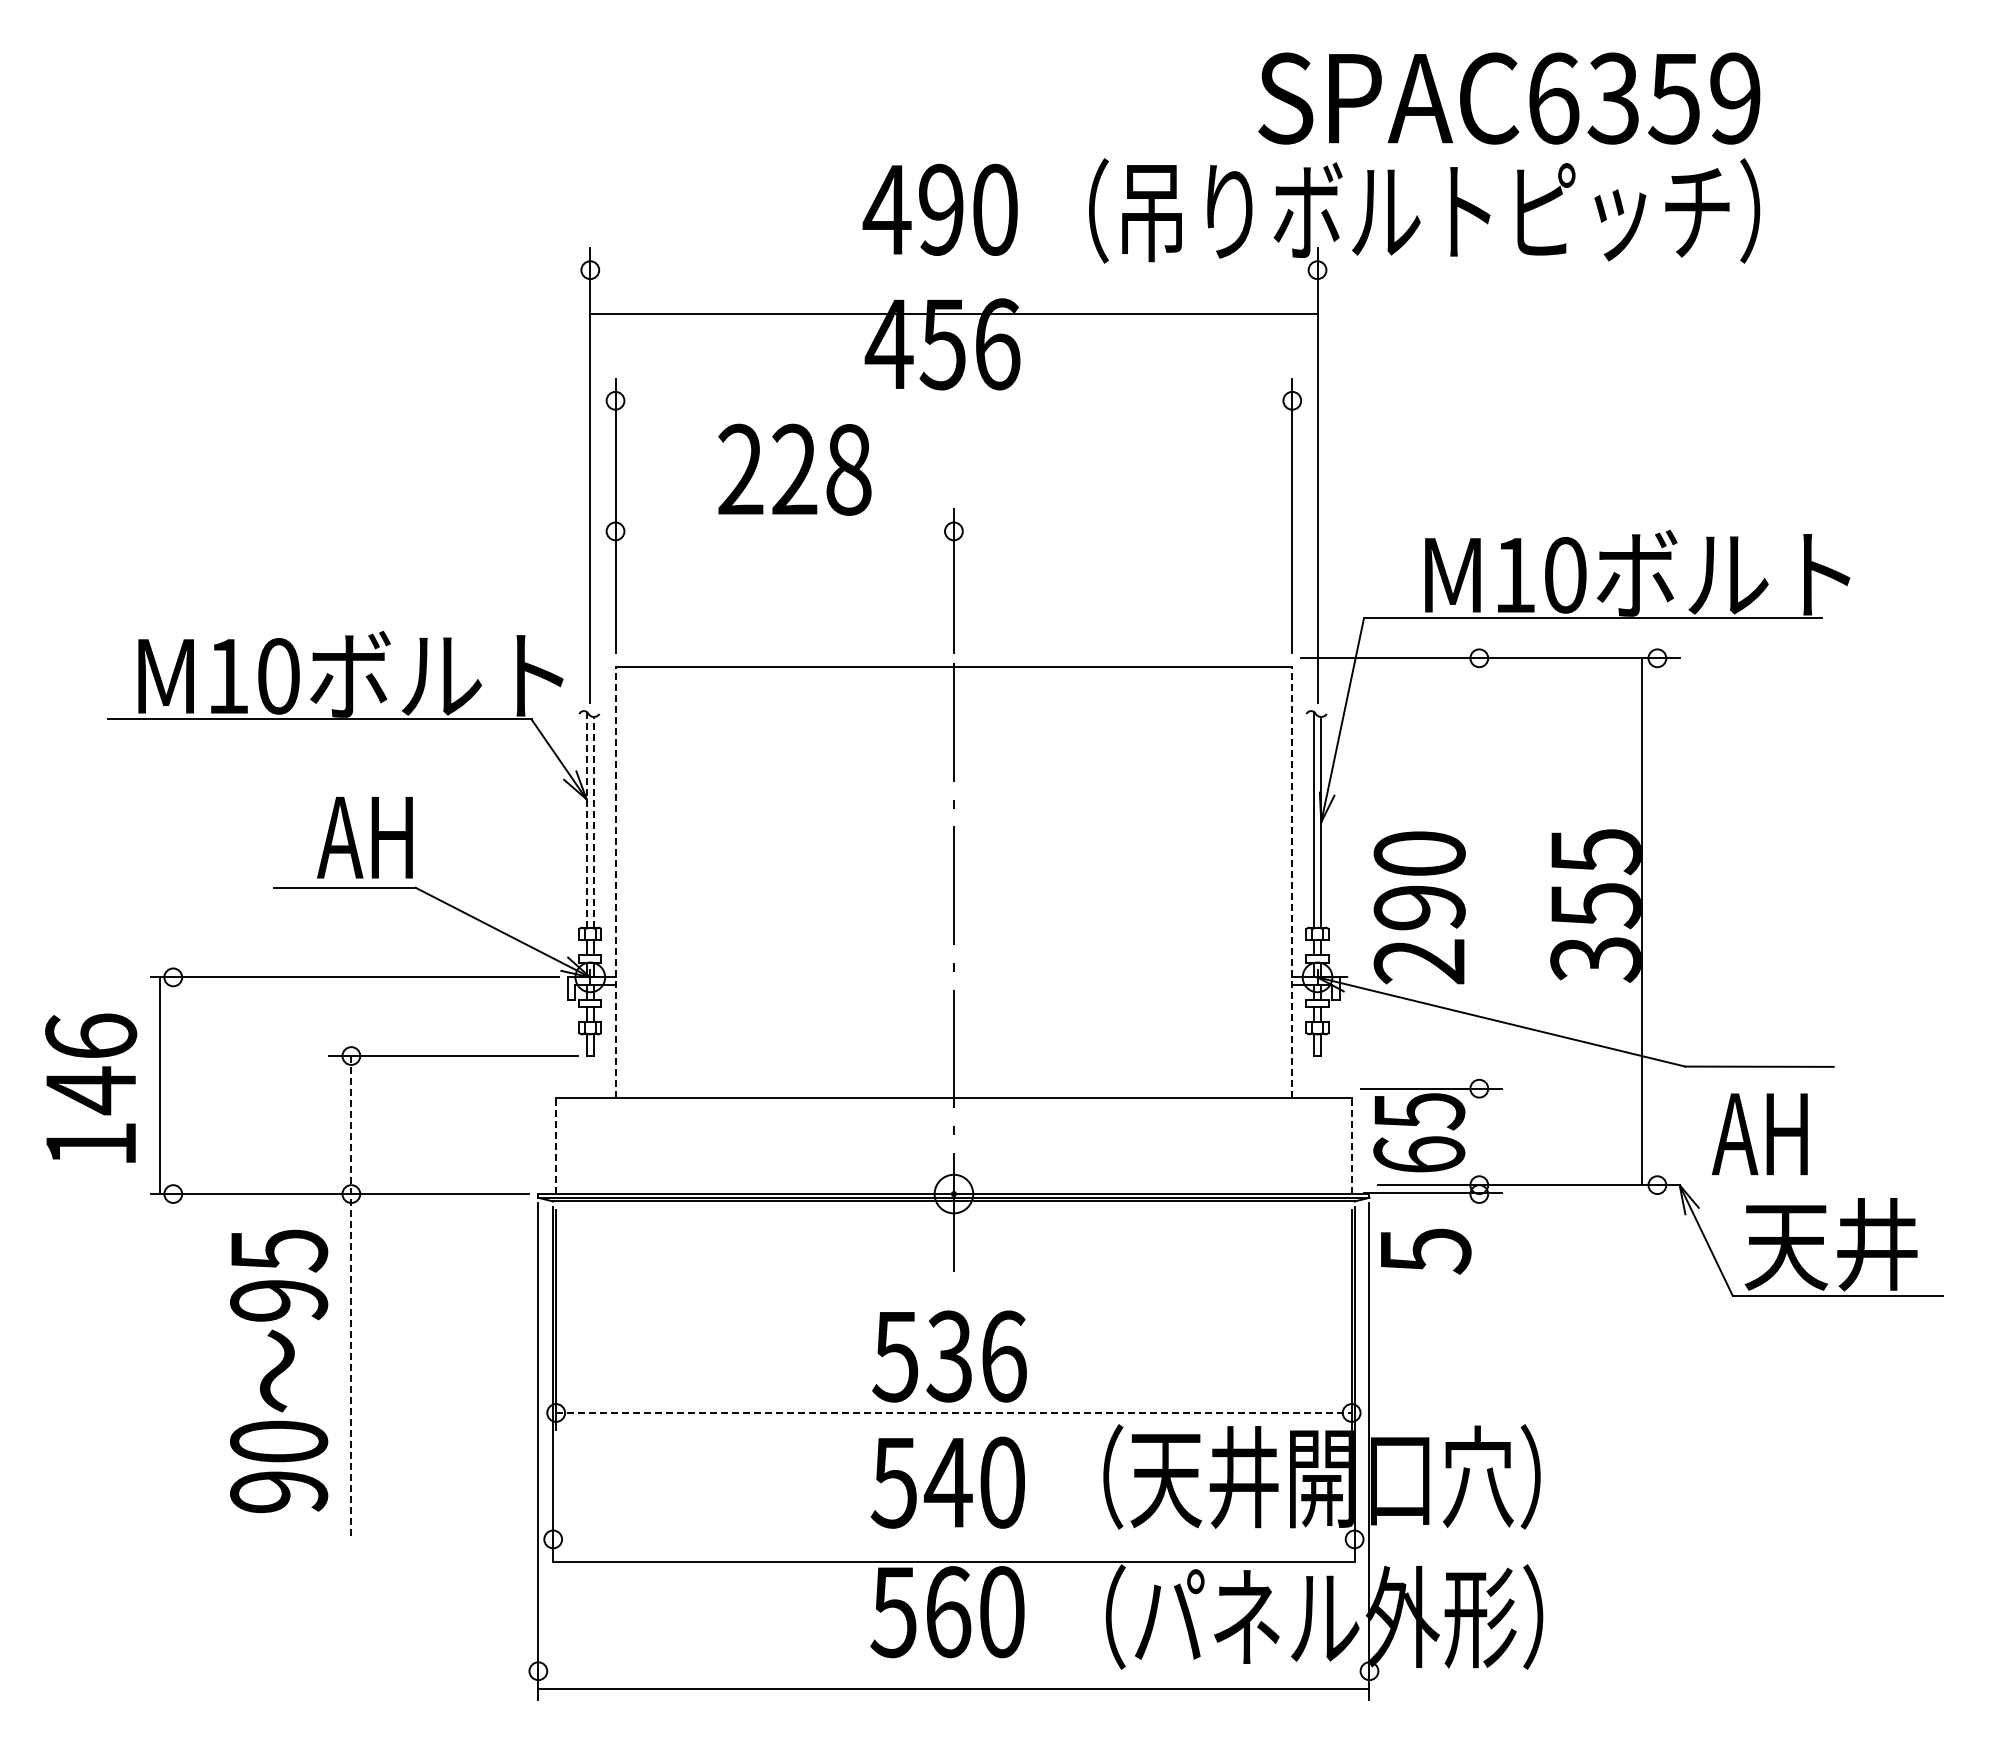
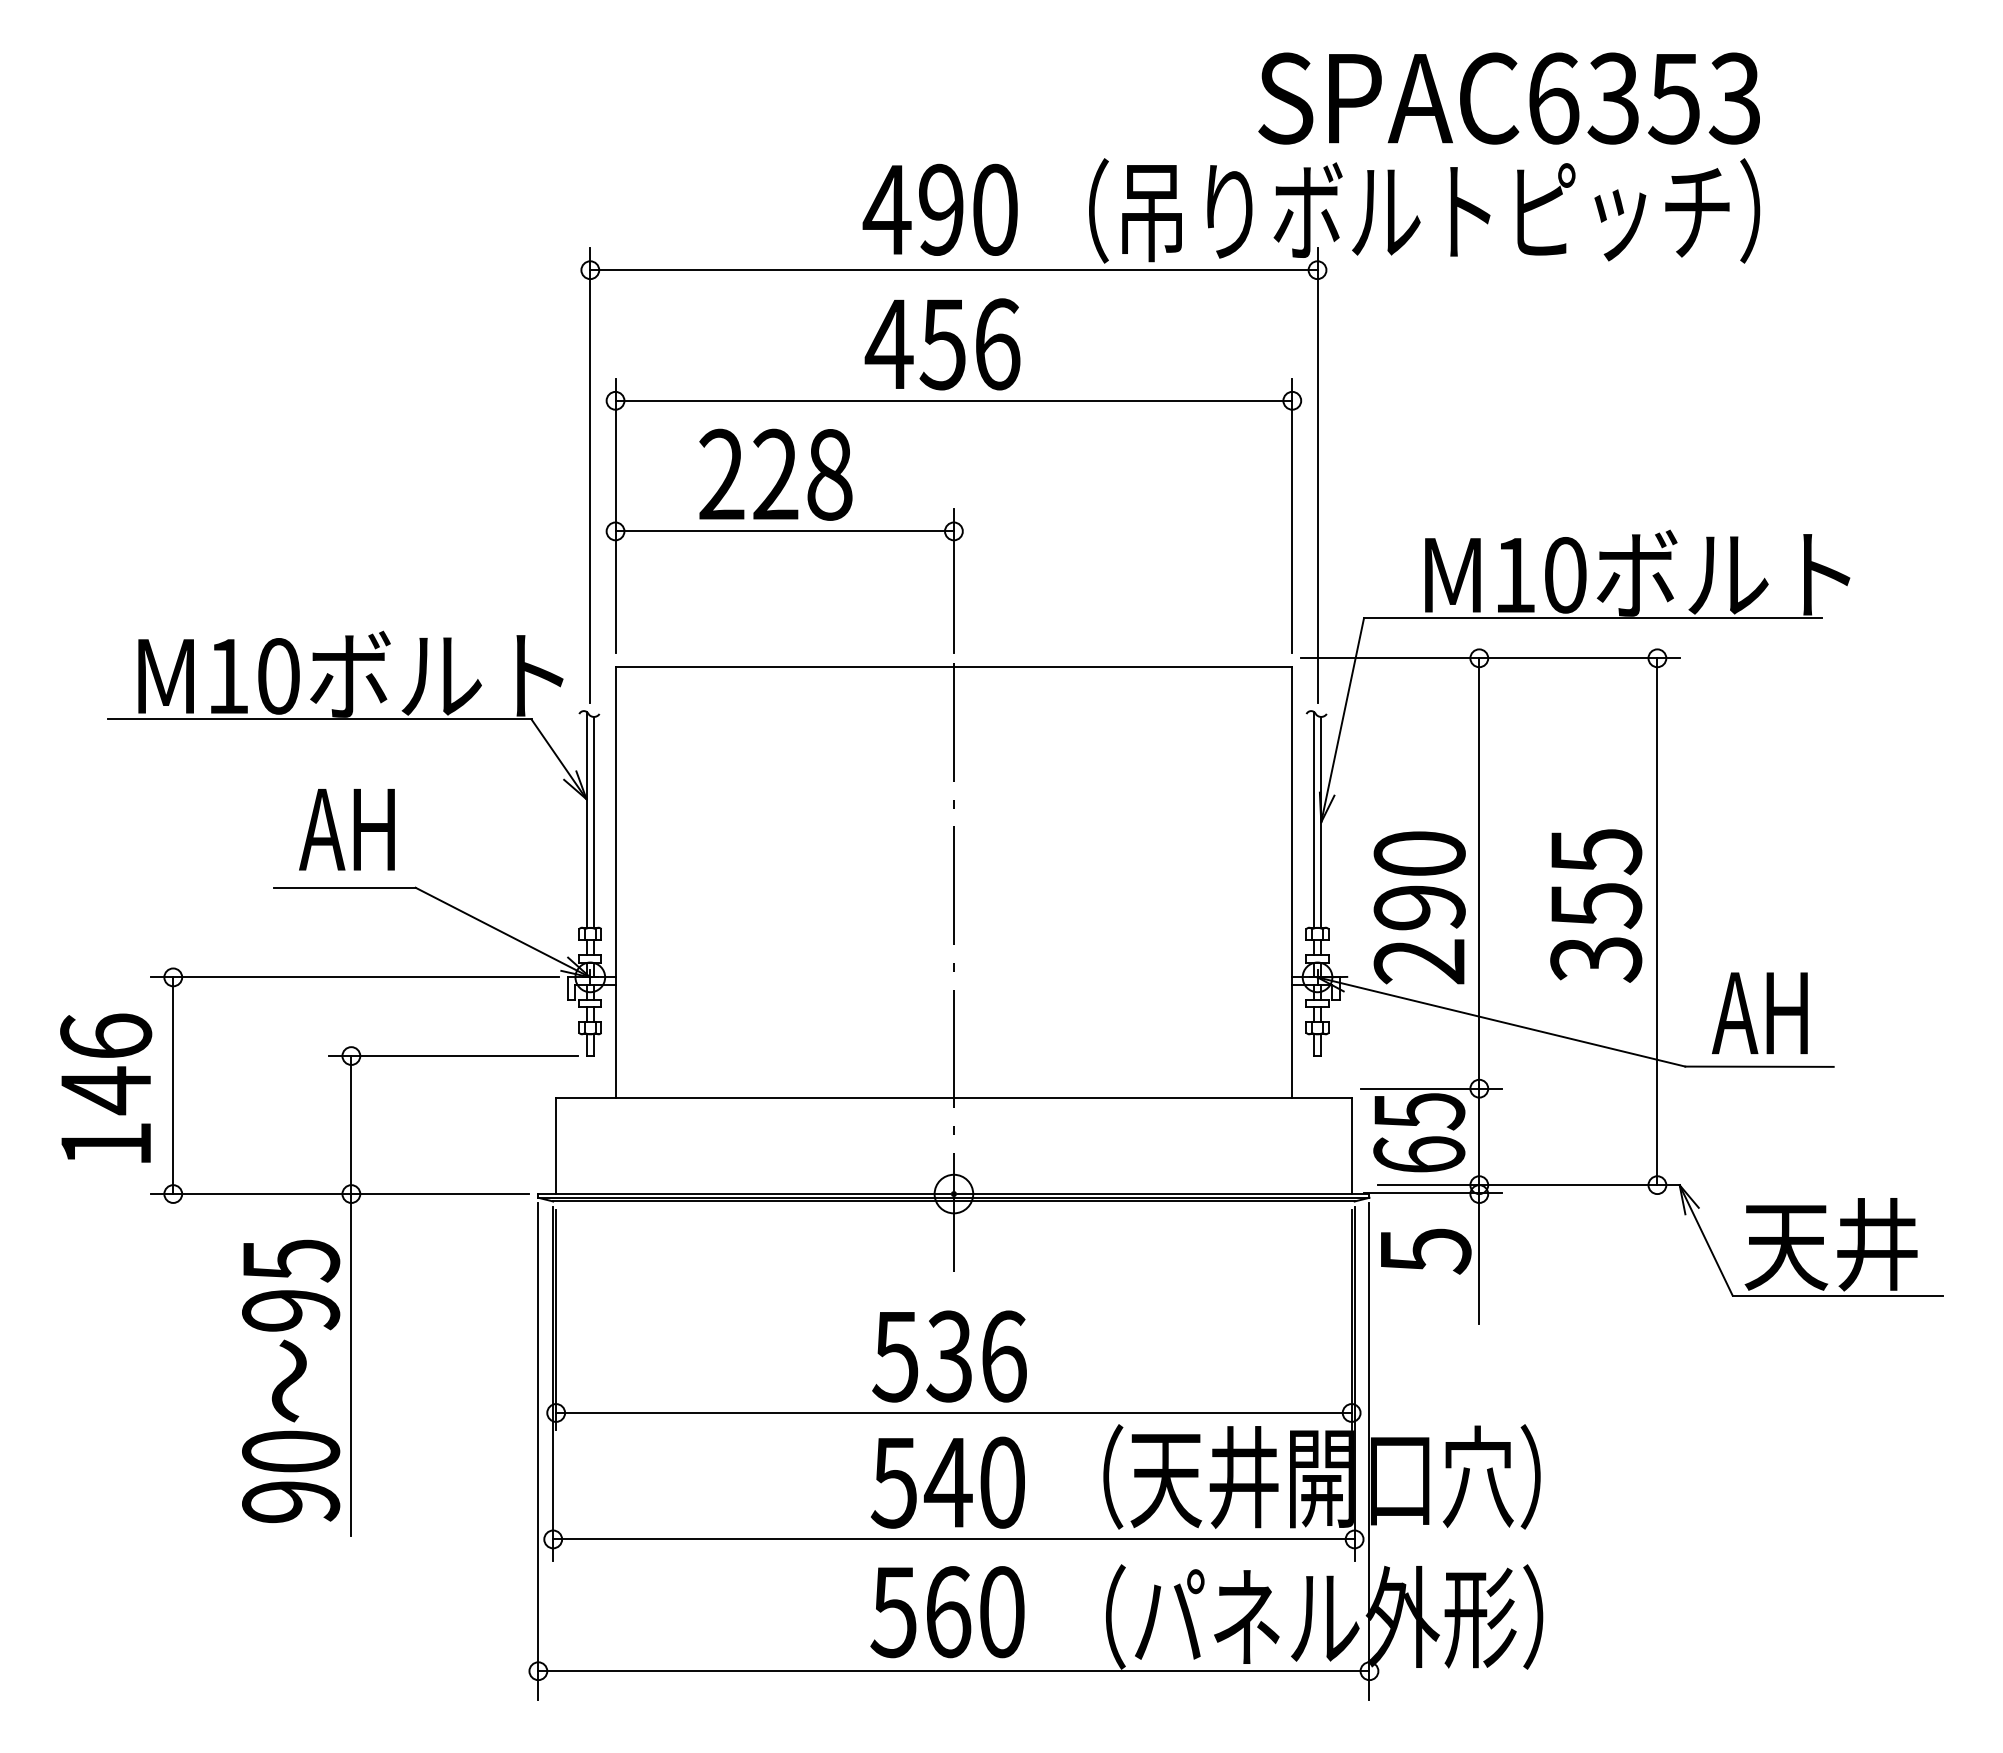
text: SPAC6359 -> SPAC6353 (1734, 98)
line position: (953, 314) -> (953, 270) (953, 270)
line: none -> present (953, 400)
text position: (794, 469) -> (775, 474) (775, 474)
line: none -> present (784, 531)
line: dashed -> solid (586, 819)
line: dashed -> solid (594, 821)
text position: (364, 837) -> (346, 829) (346, 829)
line: dashed -> solid (615, 881)
line: dashed -> solid (1292, 881)
line position: (1642, 921) -> (1657, 921) (1657, 921)
line: none -> present (1479, 991)
line position: (160, 1085) -> (173, 1085) (173, 1085)
text position: (91, 1087) -> (106, 1087) (106, 1087)
text position: (1759, 1134) -> (1759, 1013) (1759, 1013)
line: dashed -> solid (556, 1145)
line: dashed -> solid (1351, 1145)
line: dashed -> solid (351, 1296)
text position: (279, 1370) -> (291, 1380) (291, 1380)
line: dashed -> solid (953, 1412)
line position: (953, 1562) -> (953, 1539) (953, 1539)
line position: (953, 1689) -> (953, 1671) (953, 1671)
